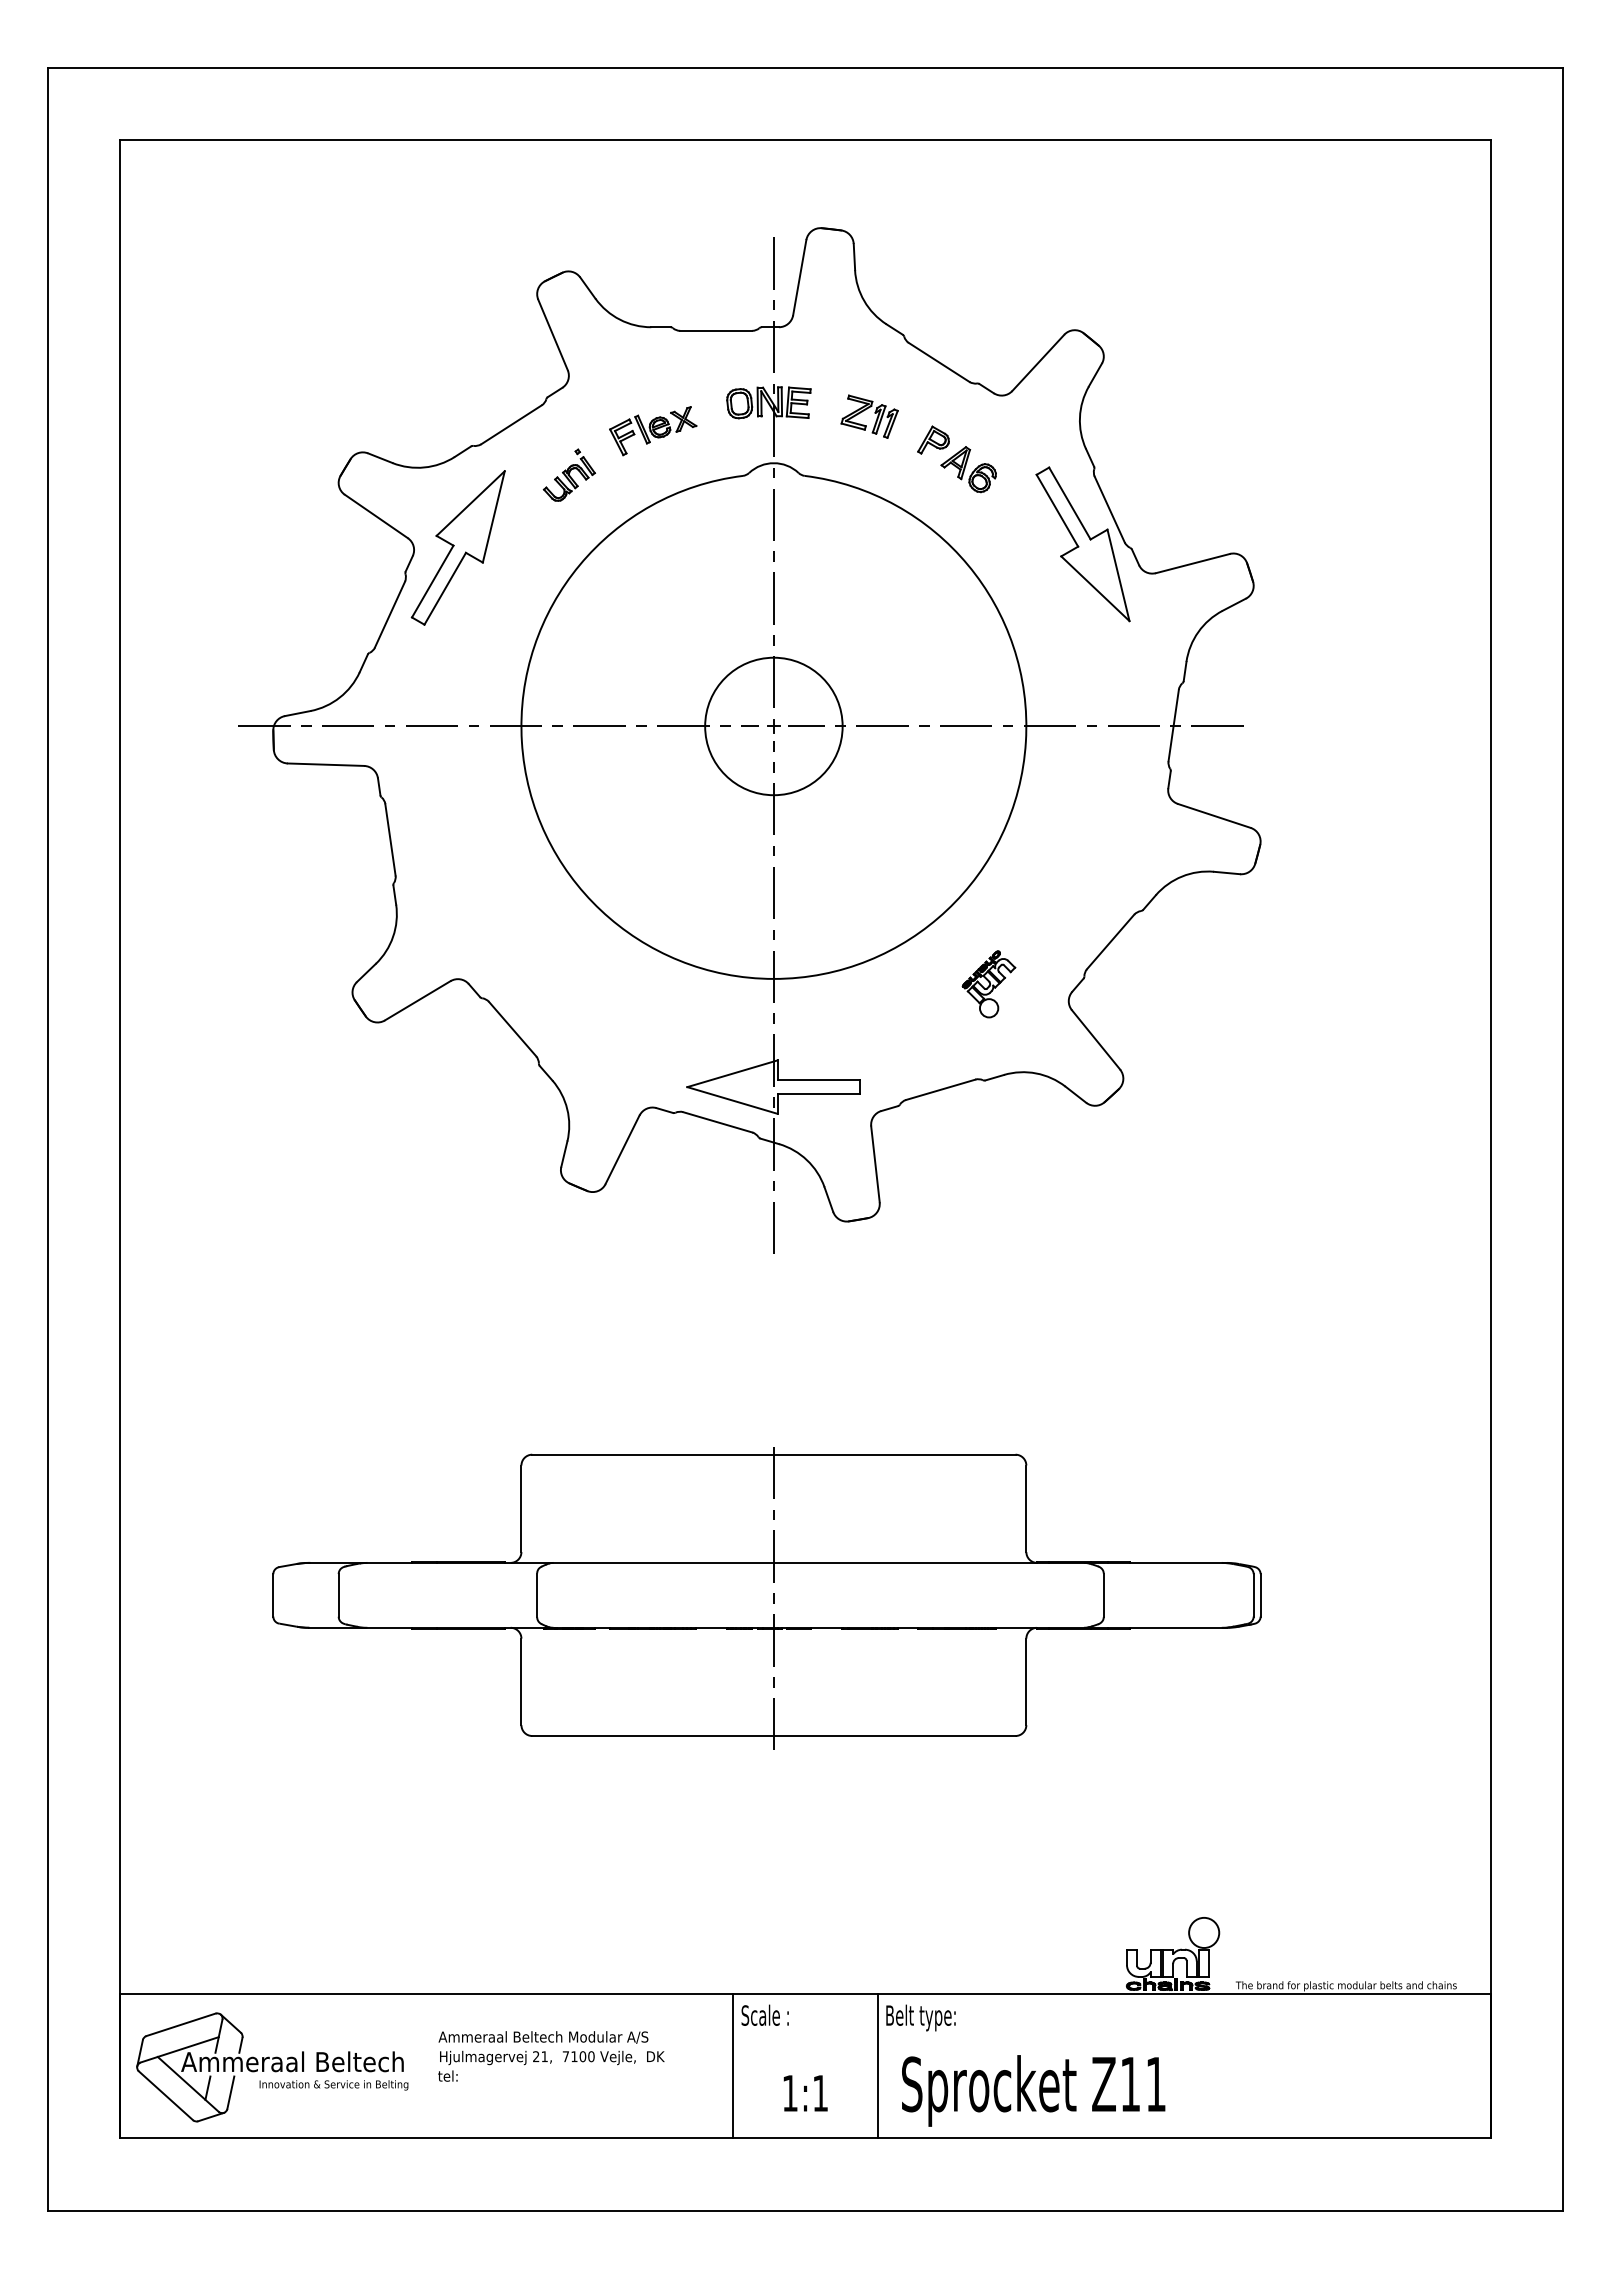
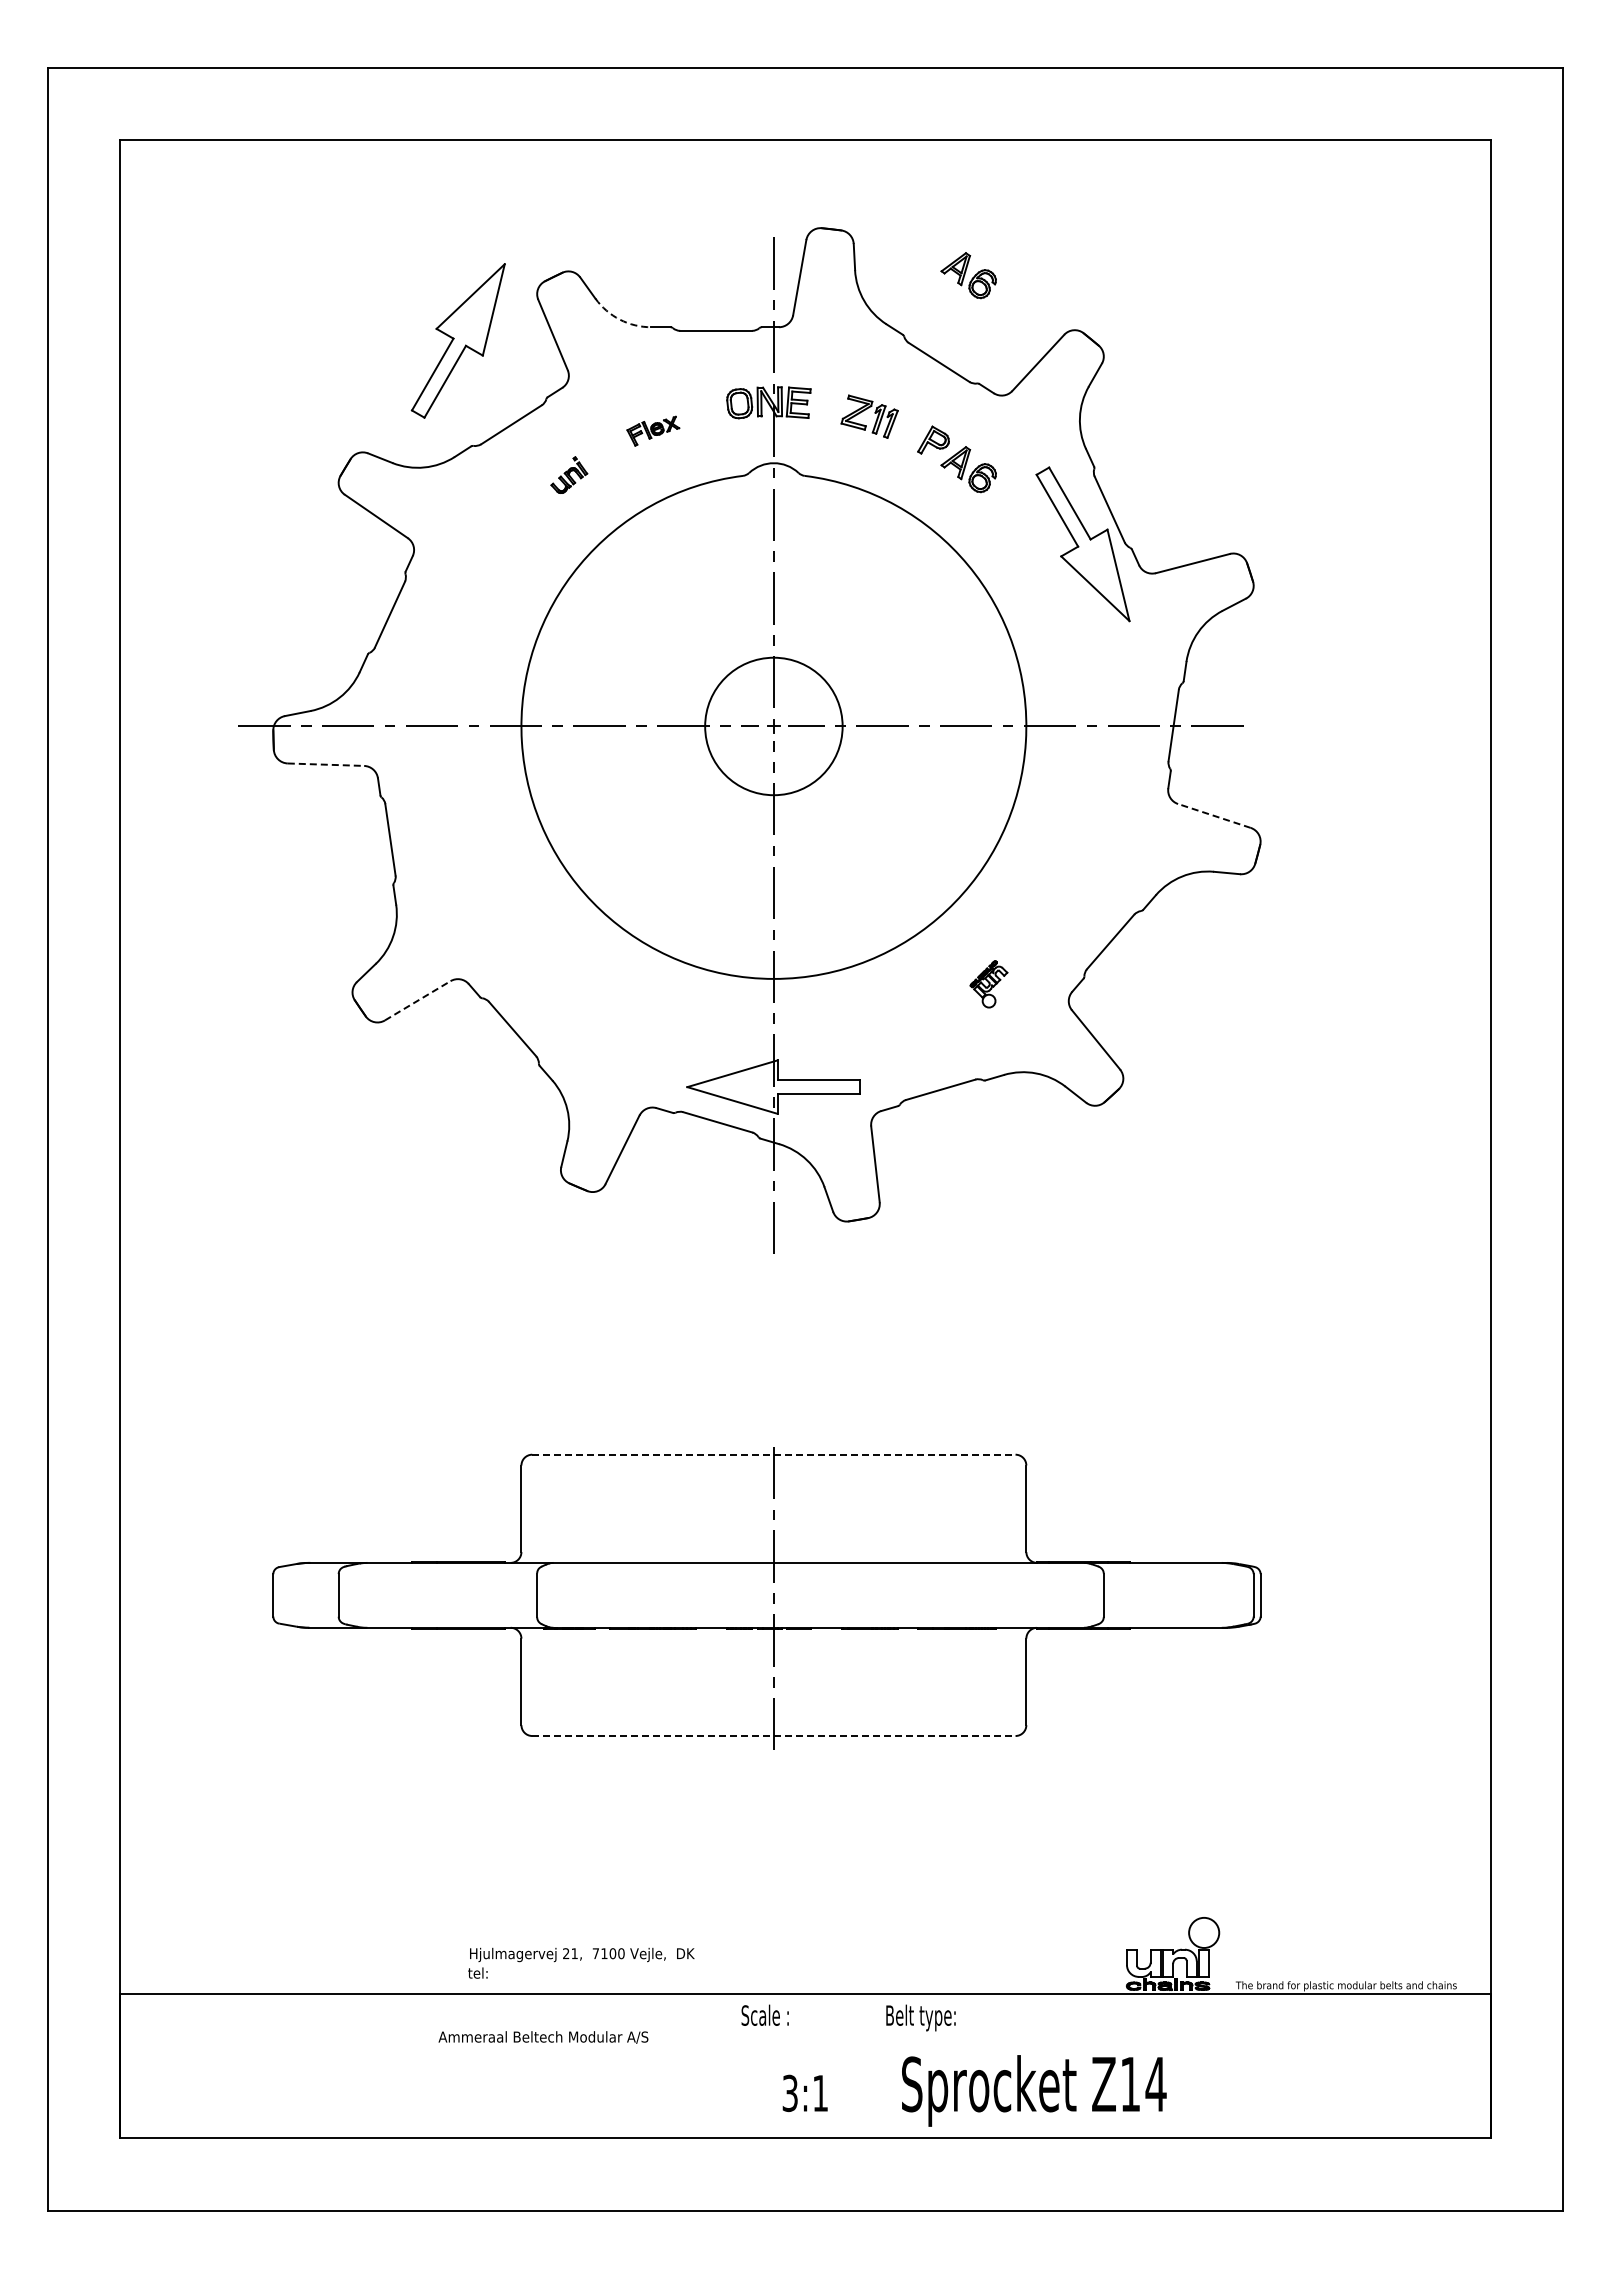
part: none -> present (968, 275)
arc: solid -> dashed (619, 319)
part size: 89x51 px -> 55x32 px (653, 430)
part size: 54x54 px -> 39x38 px (569, 474)
part position: (457, 547) -> (457, 340) (457, 340)
line: solid -> dashed (326, 764)
line: solid -> dashed (1213, 815)
part size: 56x69 px -> 40x49 px (988, 984)
line: solid -> dashed (418, 1000)
line: solid -> dashed (773, 1454)
line: solid -> dashed (773, 1736)
text position: (551, 2065) -> (581, 1962) (581, 1962)
line: present -> none (733, 2066)
line: present -> none (877, 2066)
part: present -> none (272, 2067)
text: Z11 -> Z14 (1155, 2084)
text: 1:1 -> 3:1 (789, 2093)
